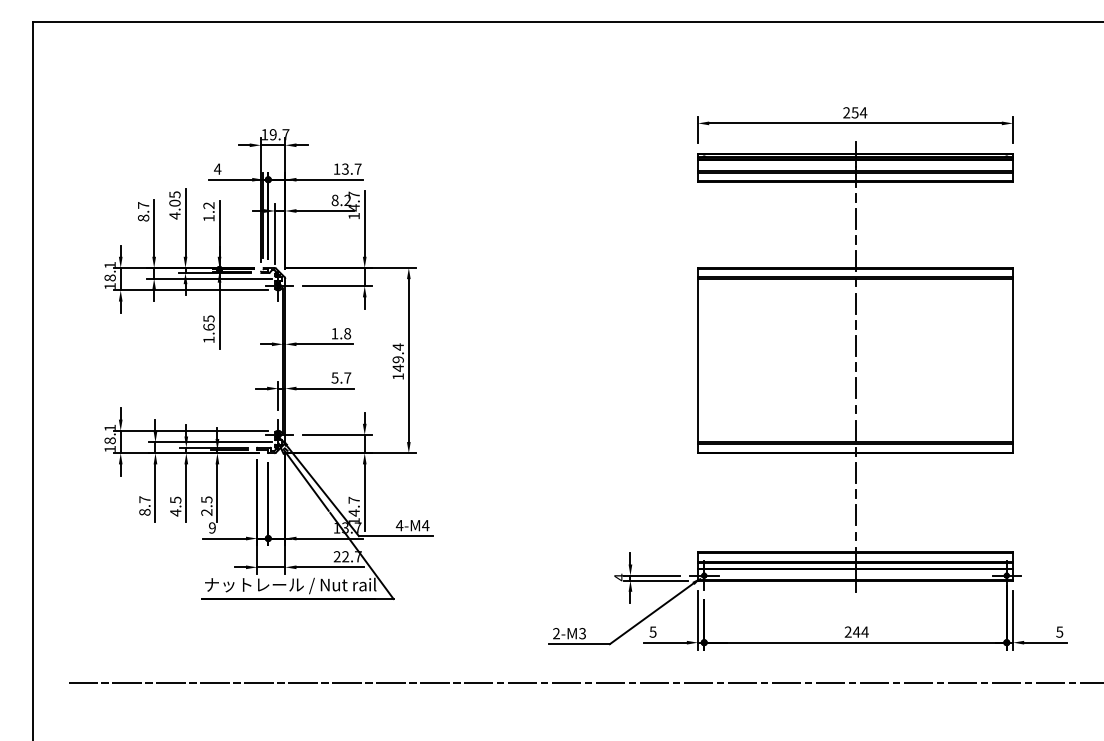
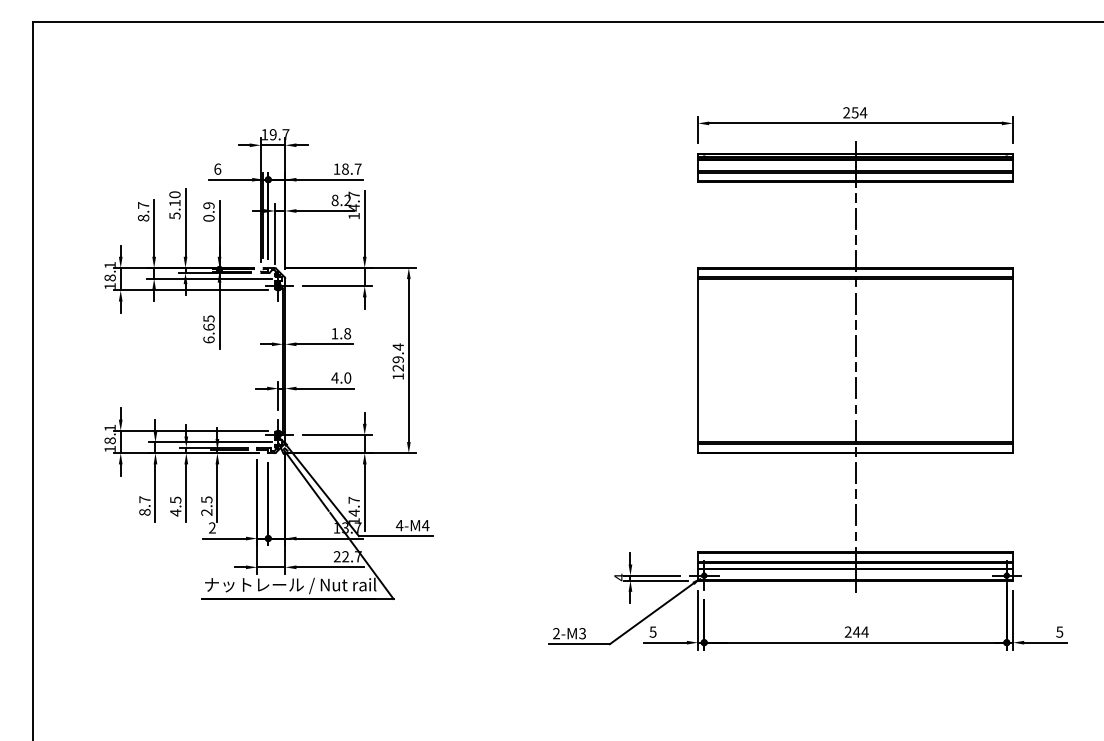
text: 4 -> 6 (217, 168)
text: 13.7 -> 18.7 (345, 168)
text: 4.05 -> 5.10 (174, 205)
text: 1.2 -> 0.9 (208, 211)
text: 1.65 -> 6.65 (208, 339)
text: 149.4 -> 129.4 (397, 367)
text: 5.7 -> 4.0 (341, 377)
text: 9 -> 2 (212, 528)
line: present -> none (584, 682)
